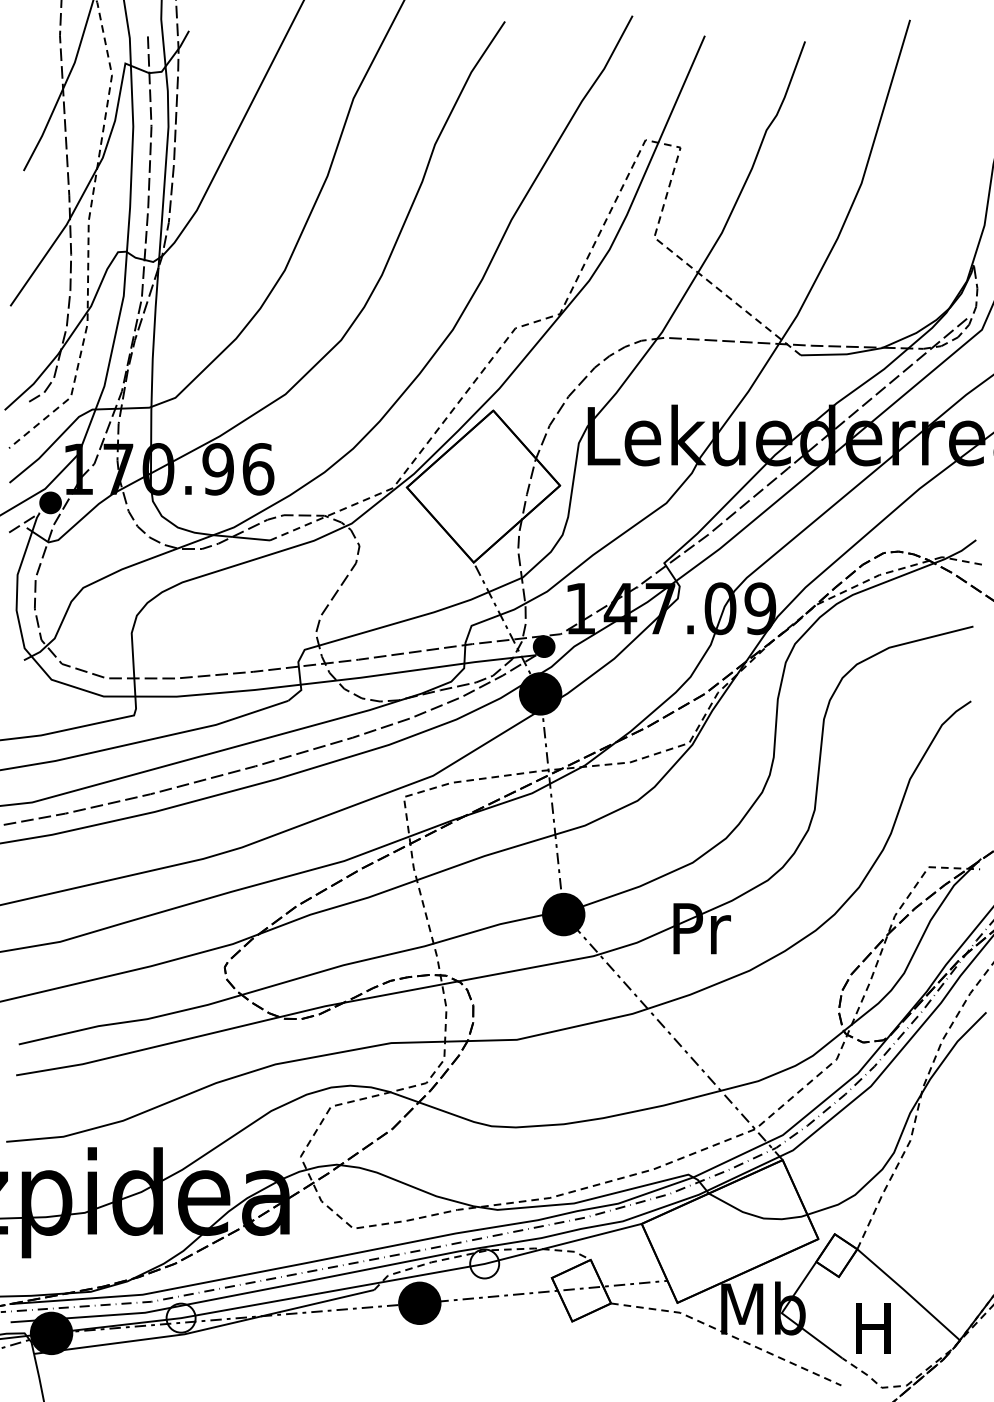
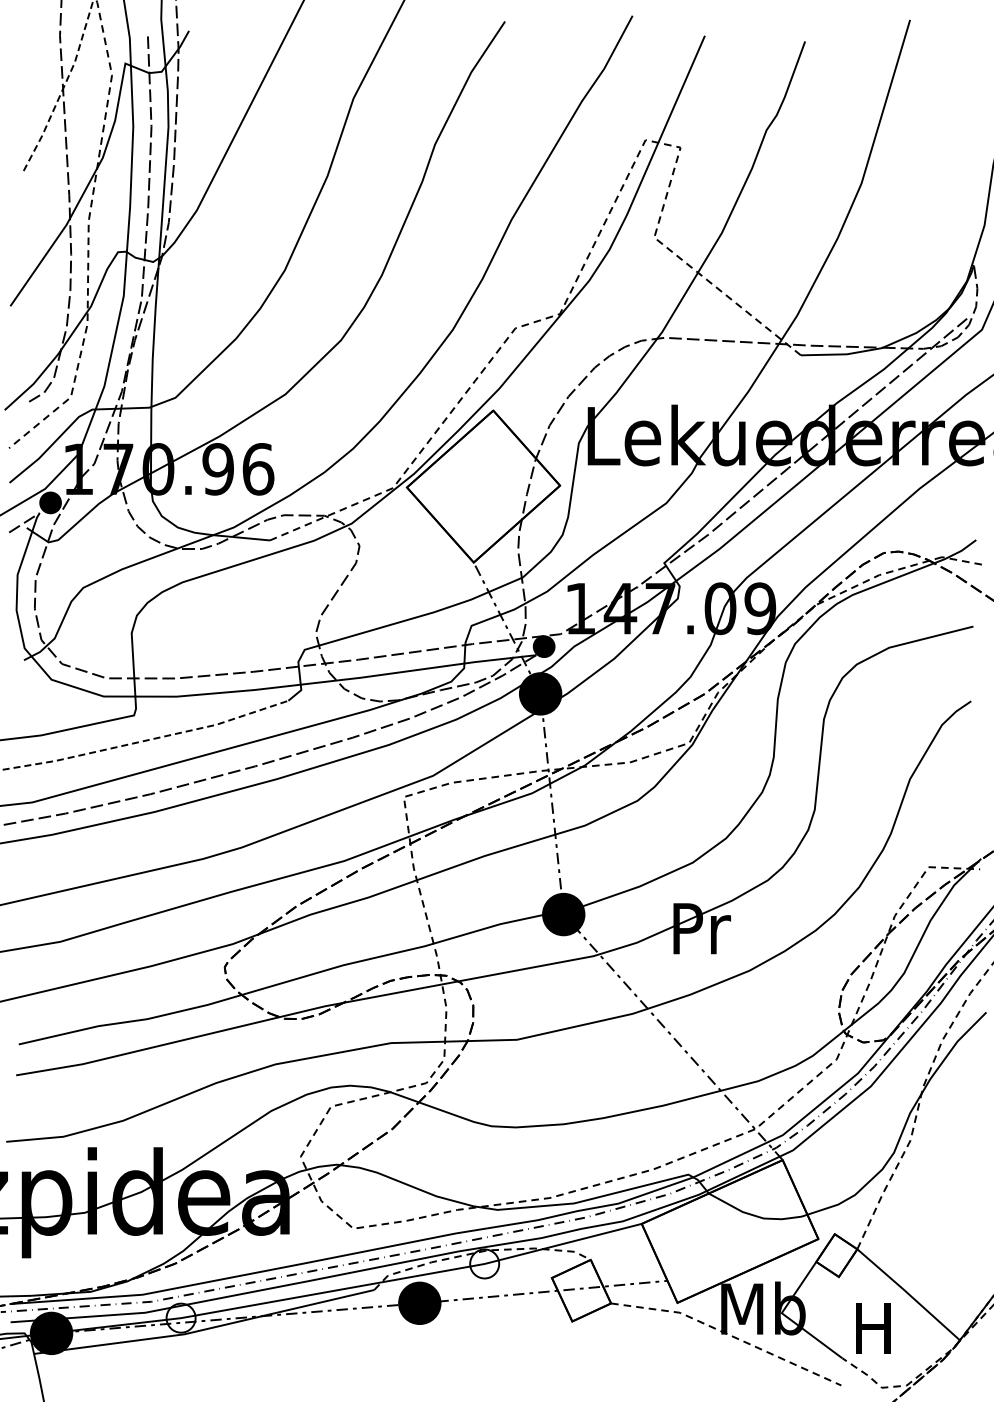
line: solid -> dashed (63, 87)
line: solid -> dashed (146, 740)
